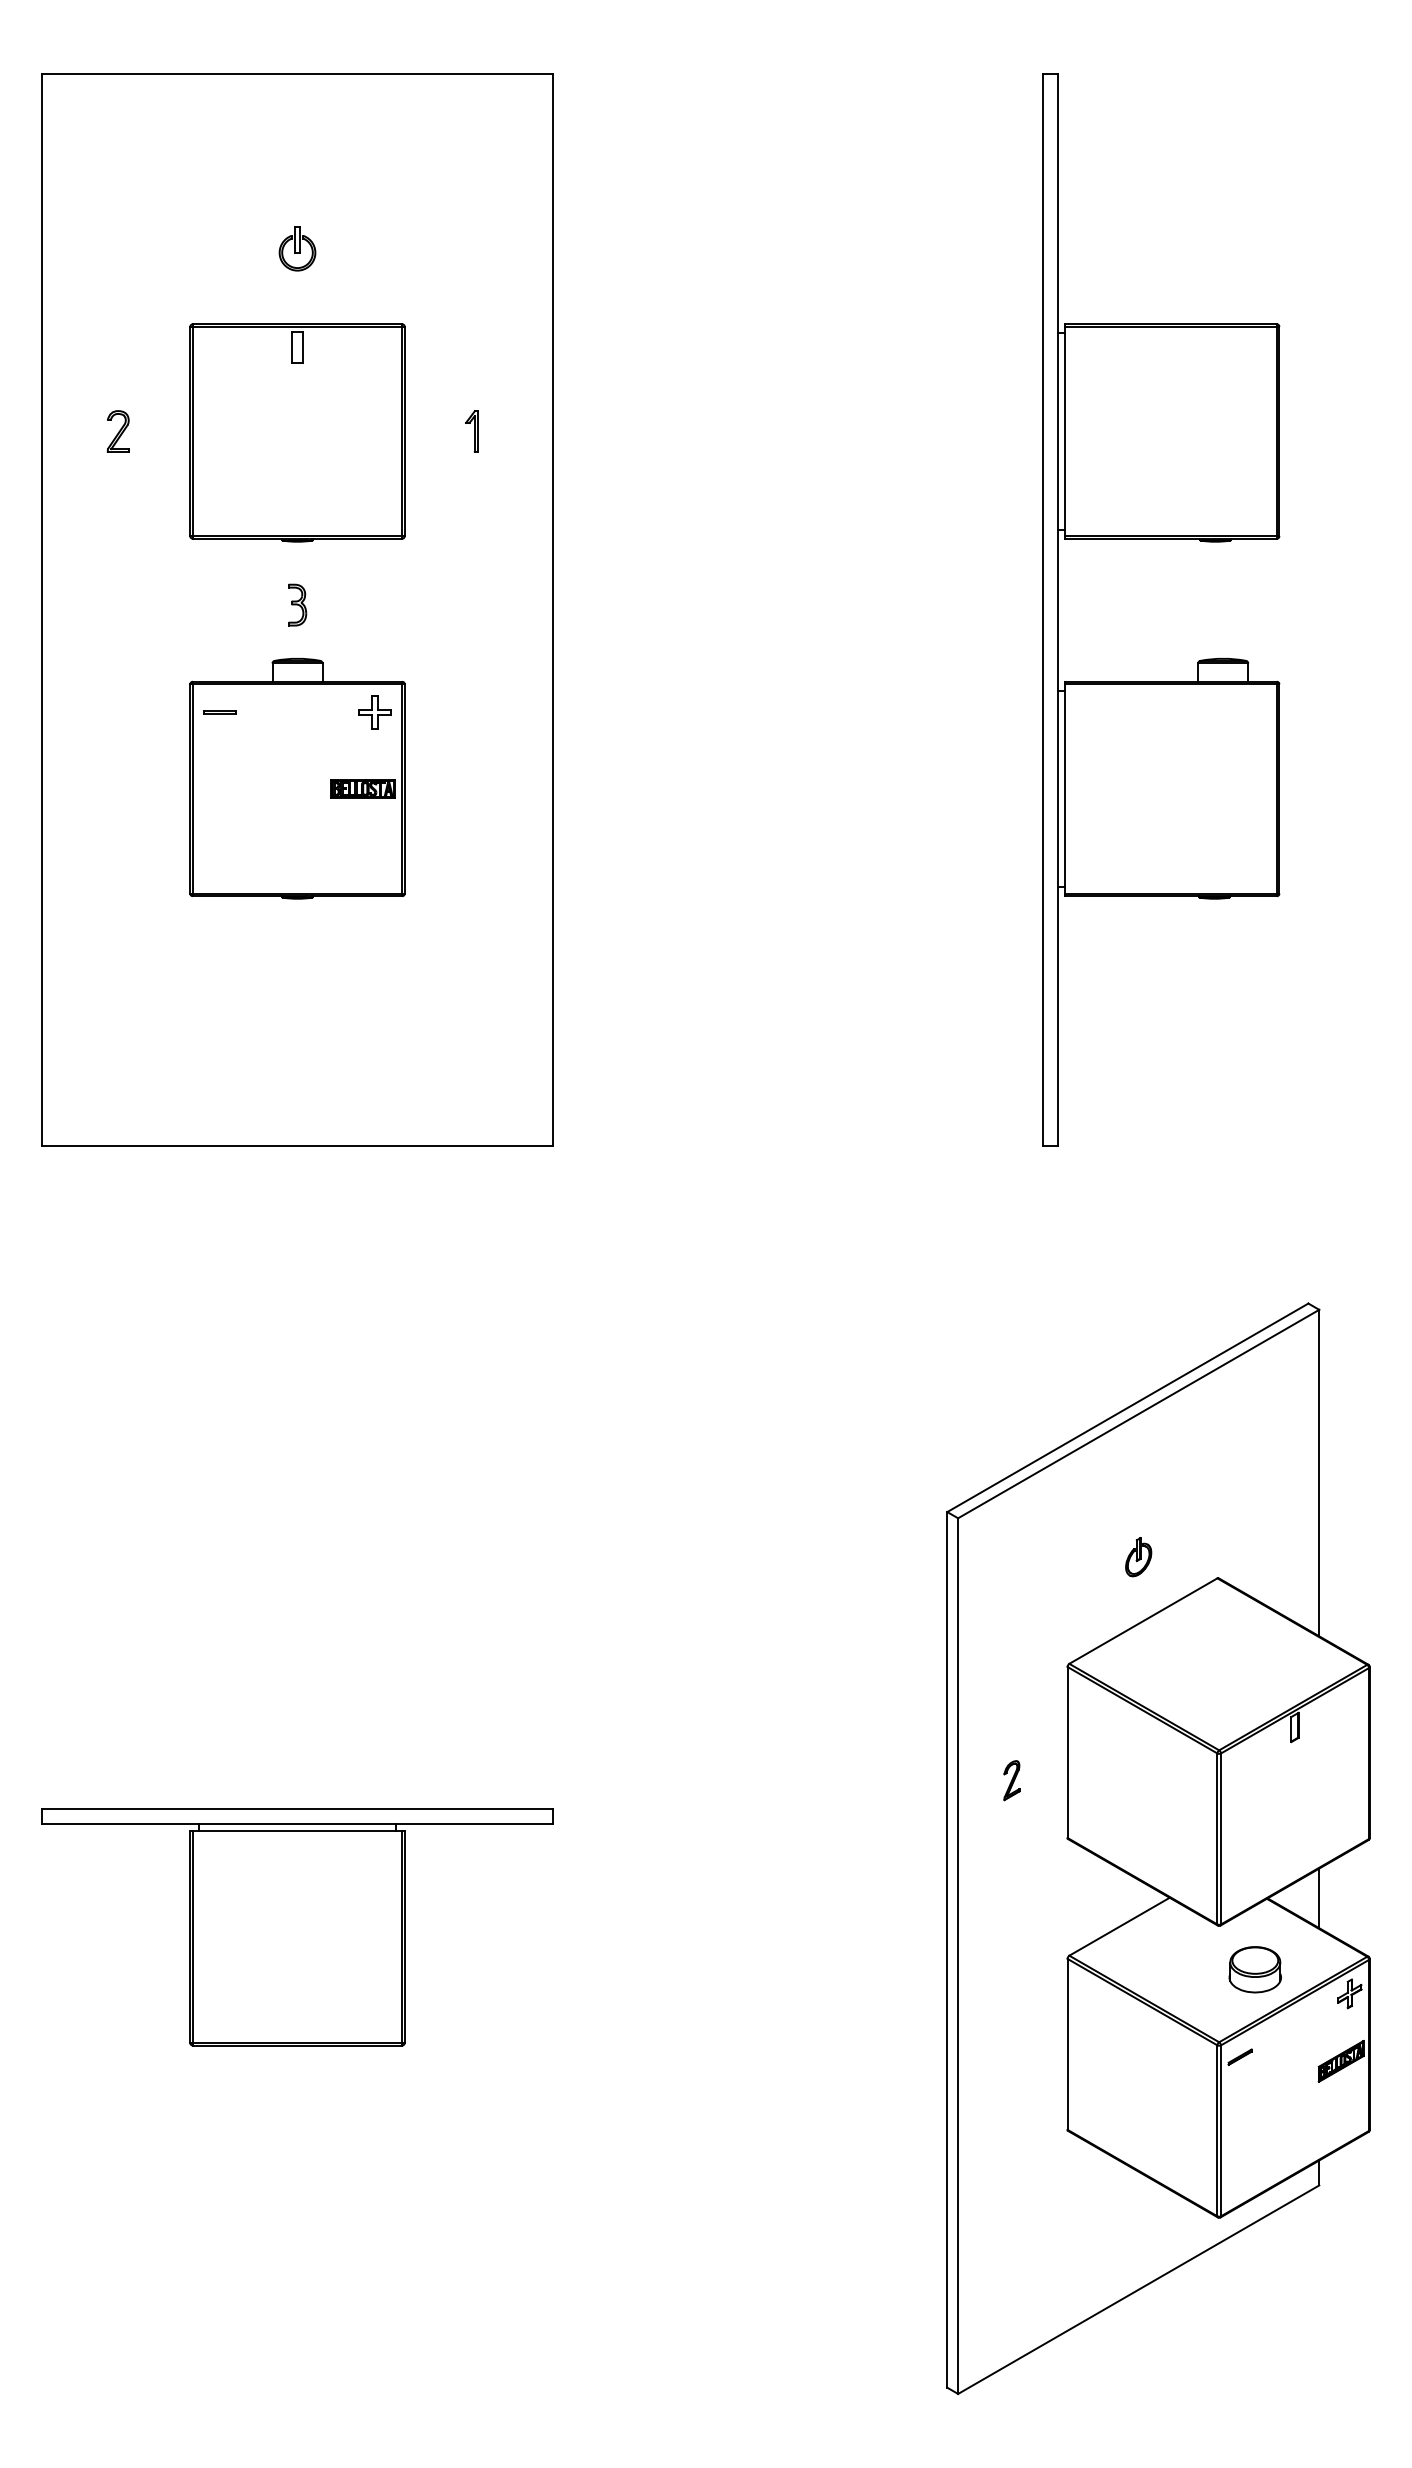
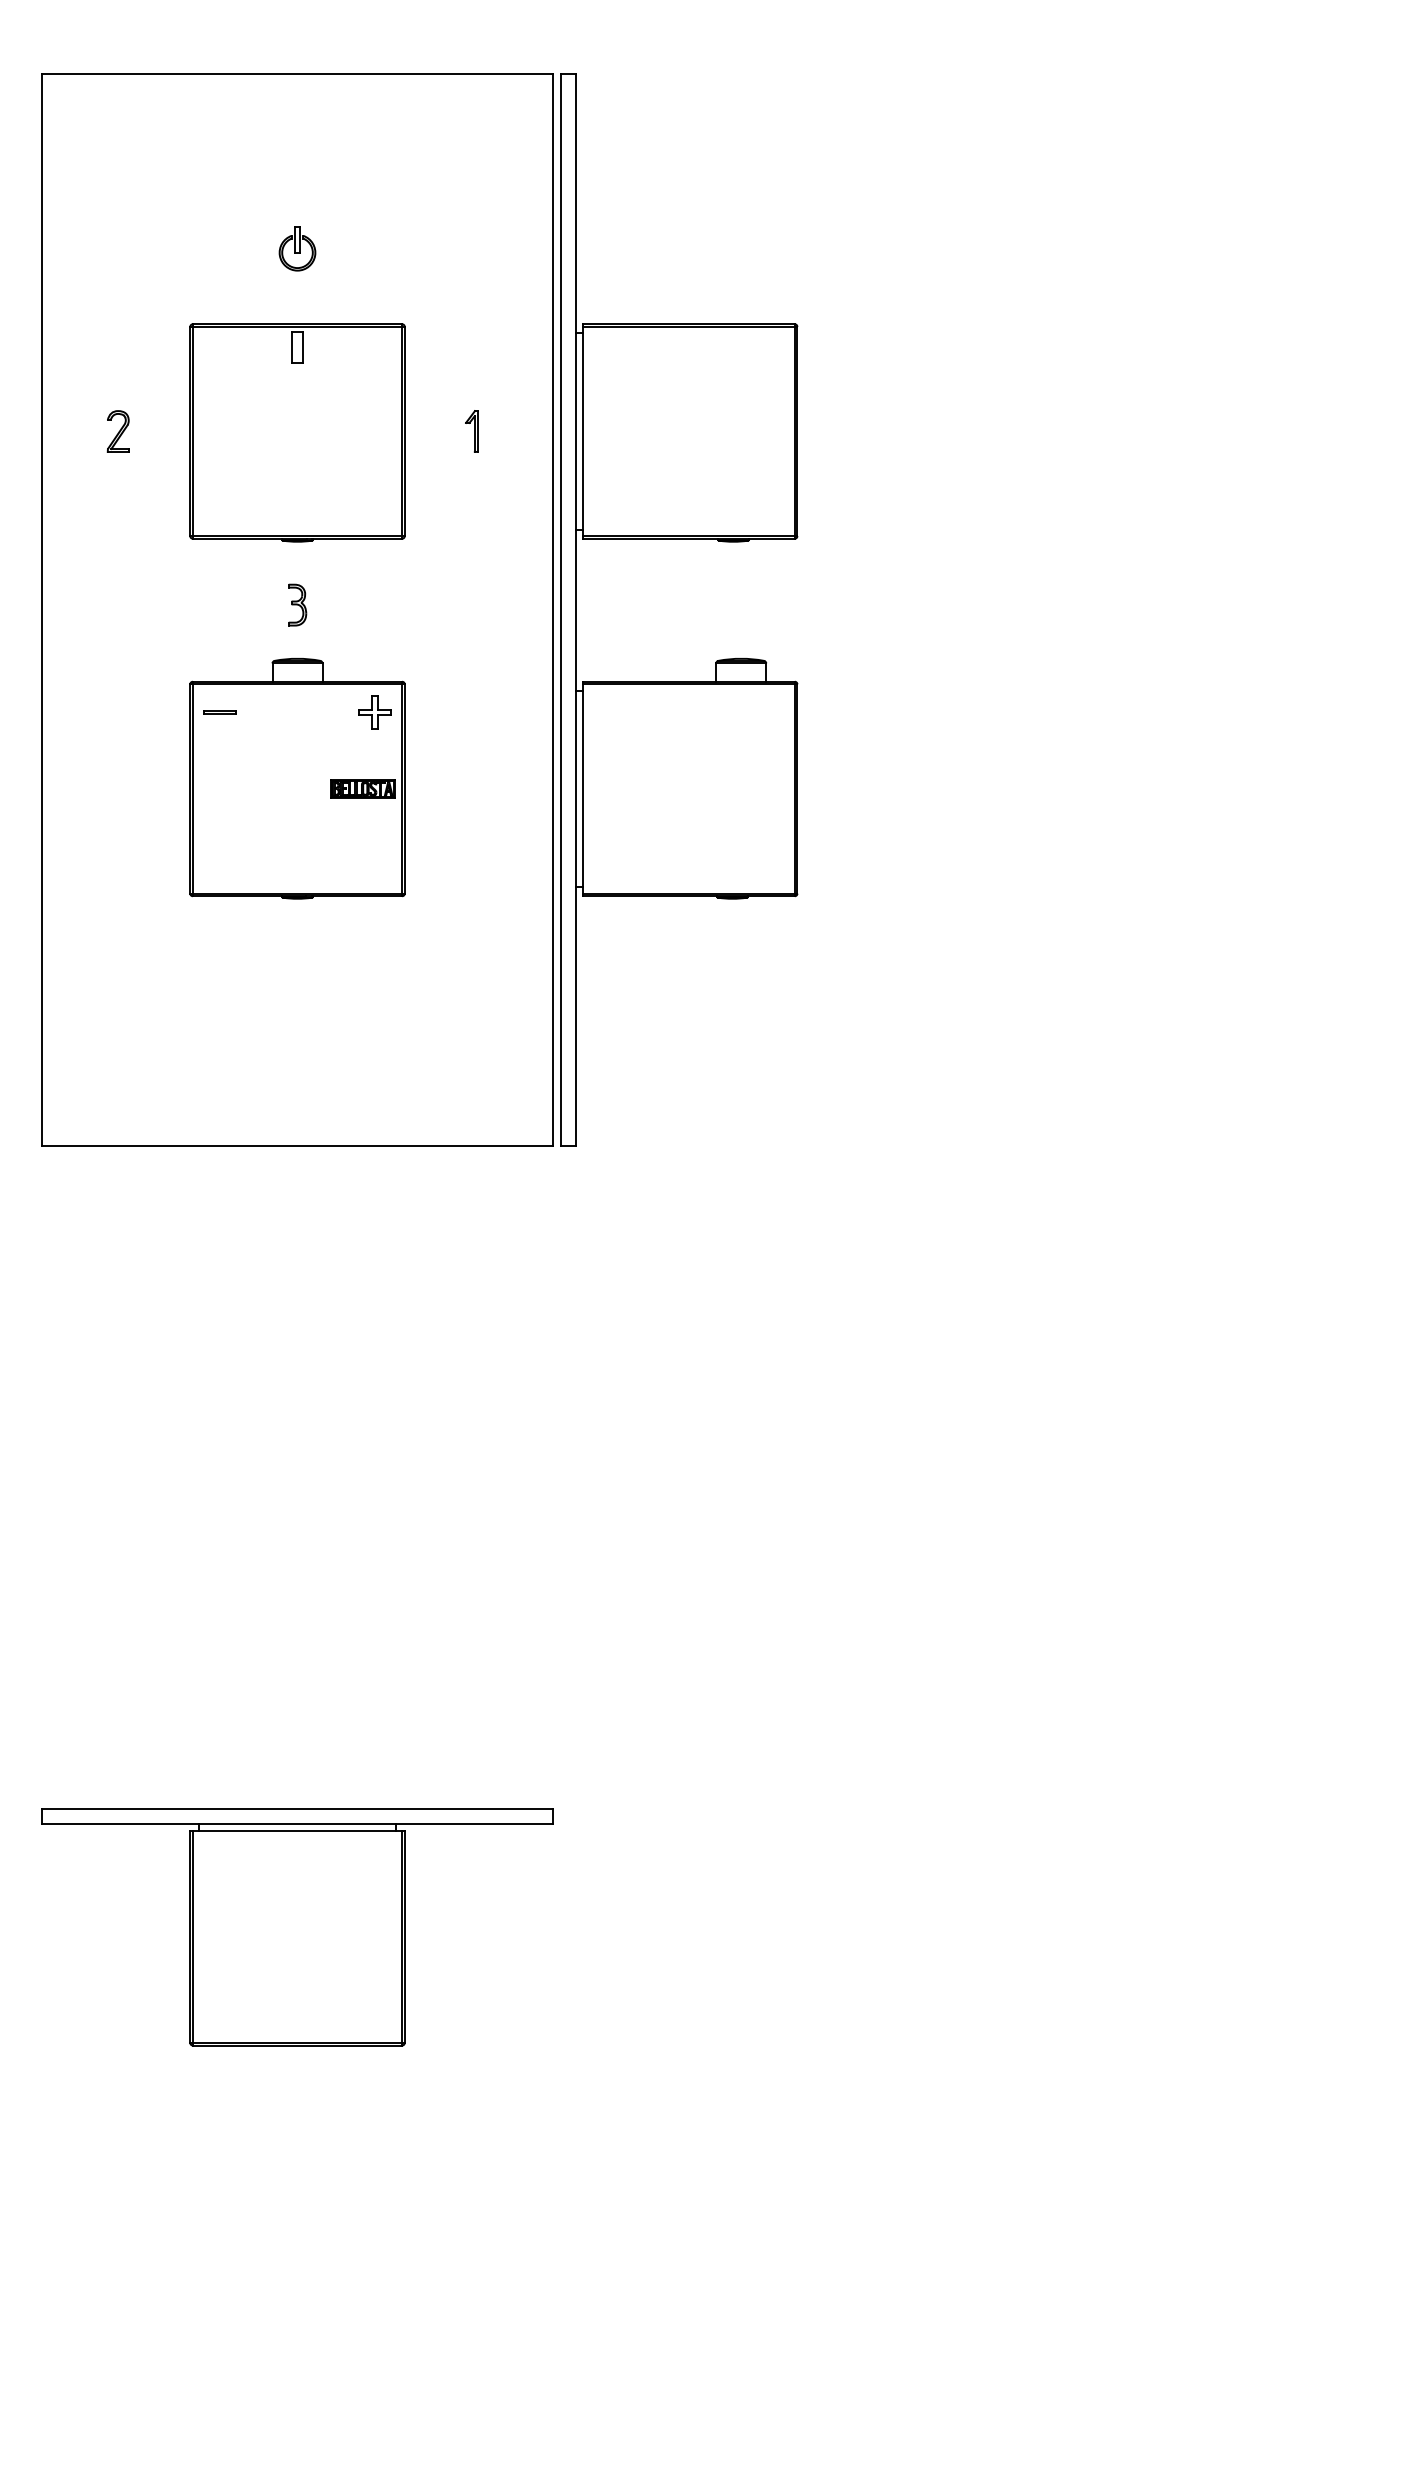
part position: (1198, 660) -> (716, 660) (716, 660)
part: present -> none (1158, 1848)
